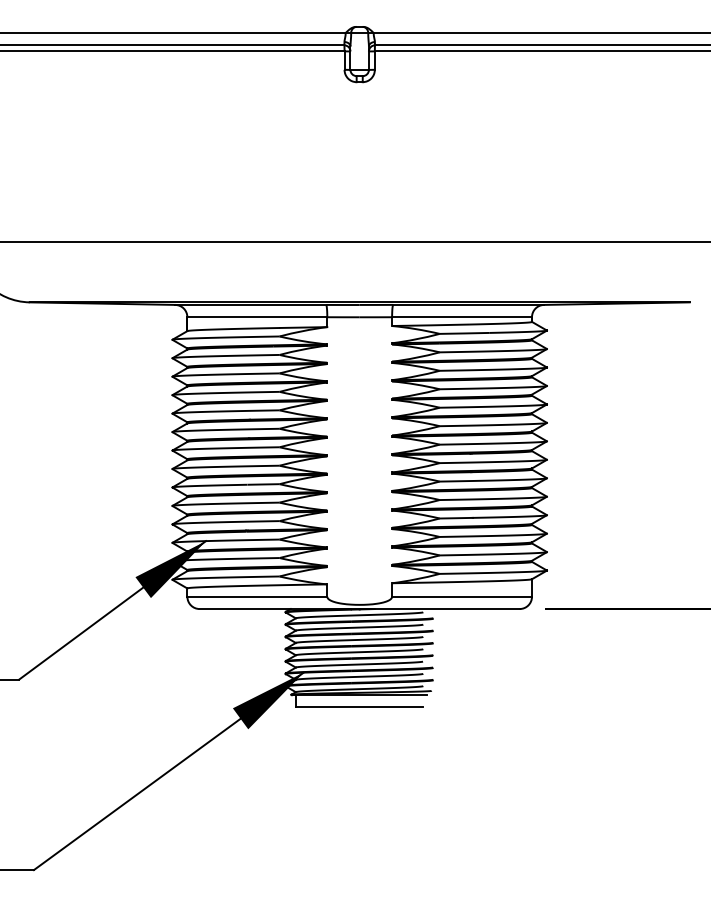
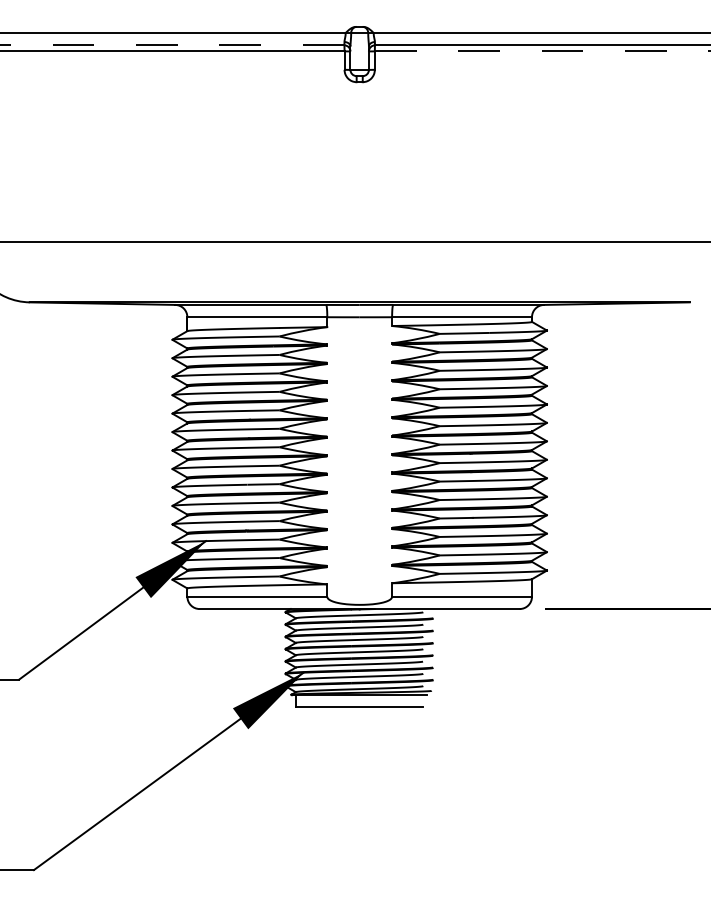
line: solid -> dashed (171, 45)
line: solid -> dashed (542, 51)
